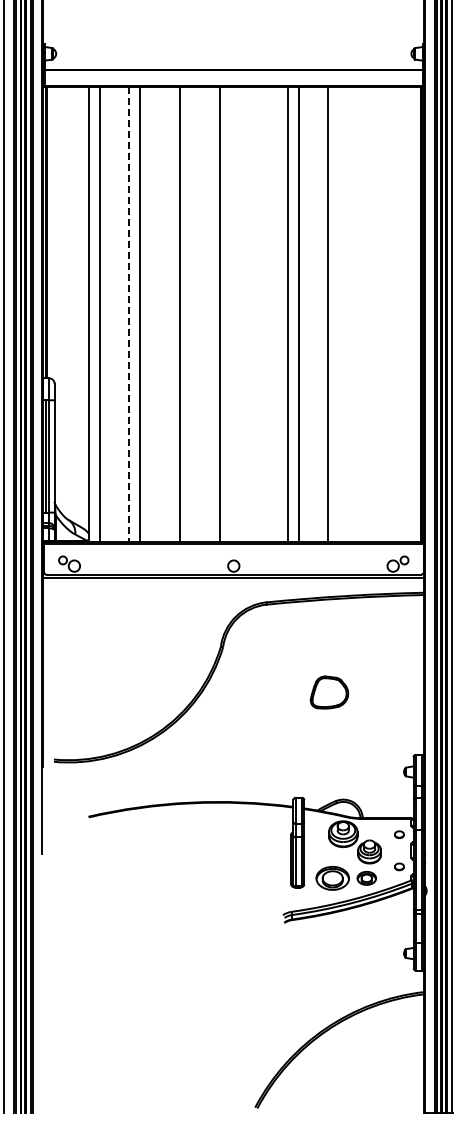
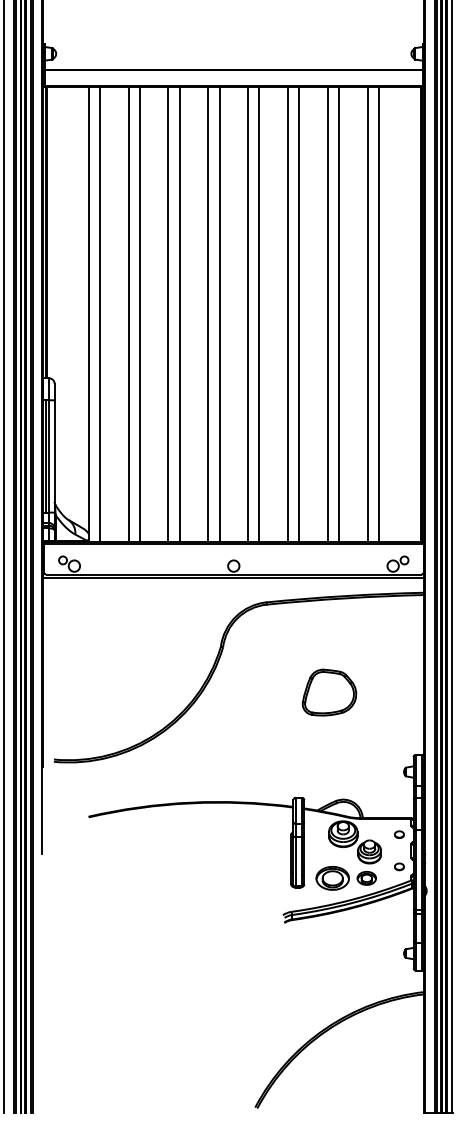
line: dashed -> solid (128, 314)
line: none -> present (168, 314)
line: none -> present (208, 314)
line: none -> present (248, 314)
line: none -> present (259, 314)
line: none -> present (339, 314)
line: none -> present (367, 314)
line: none -> present (378, 314)
part size: 41x35 px -> 57x49 px (329, 692)
